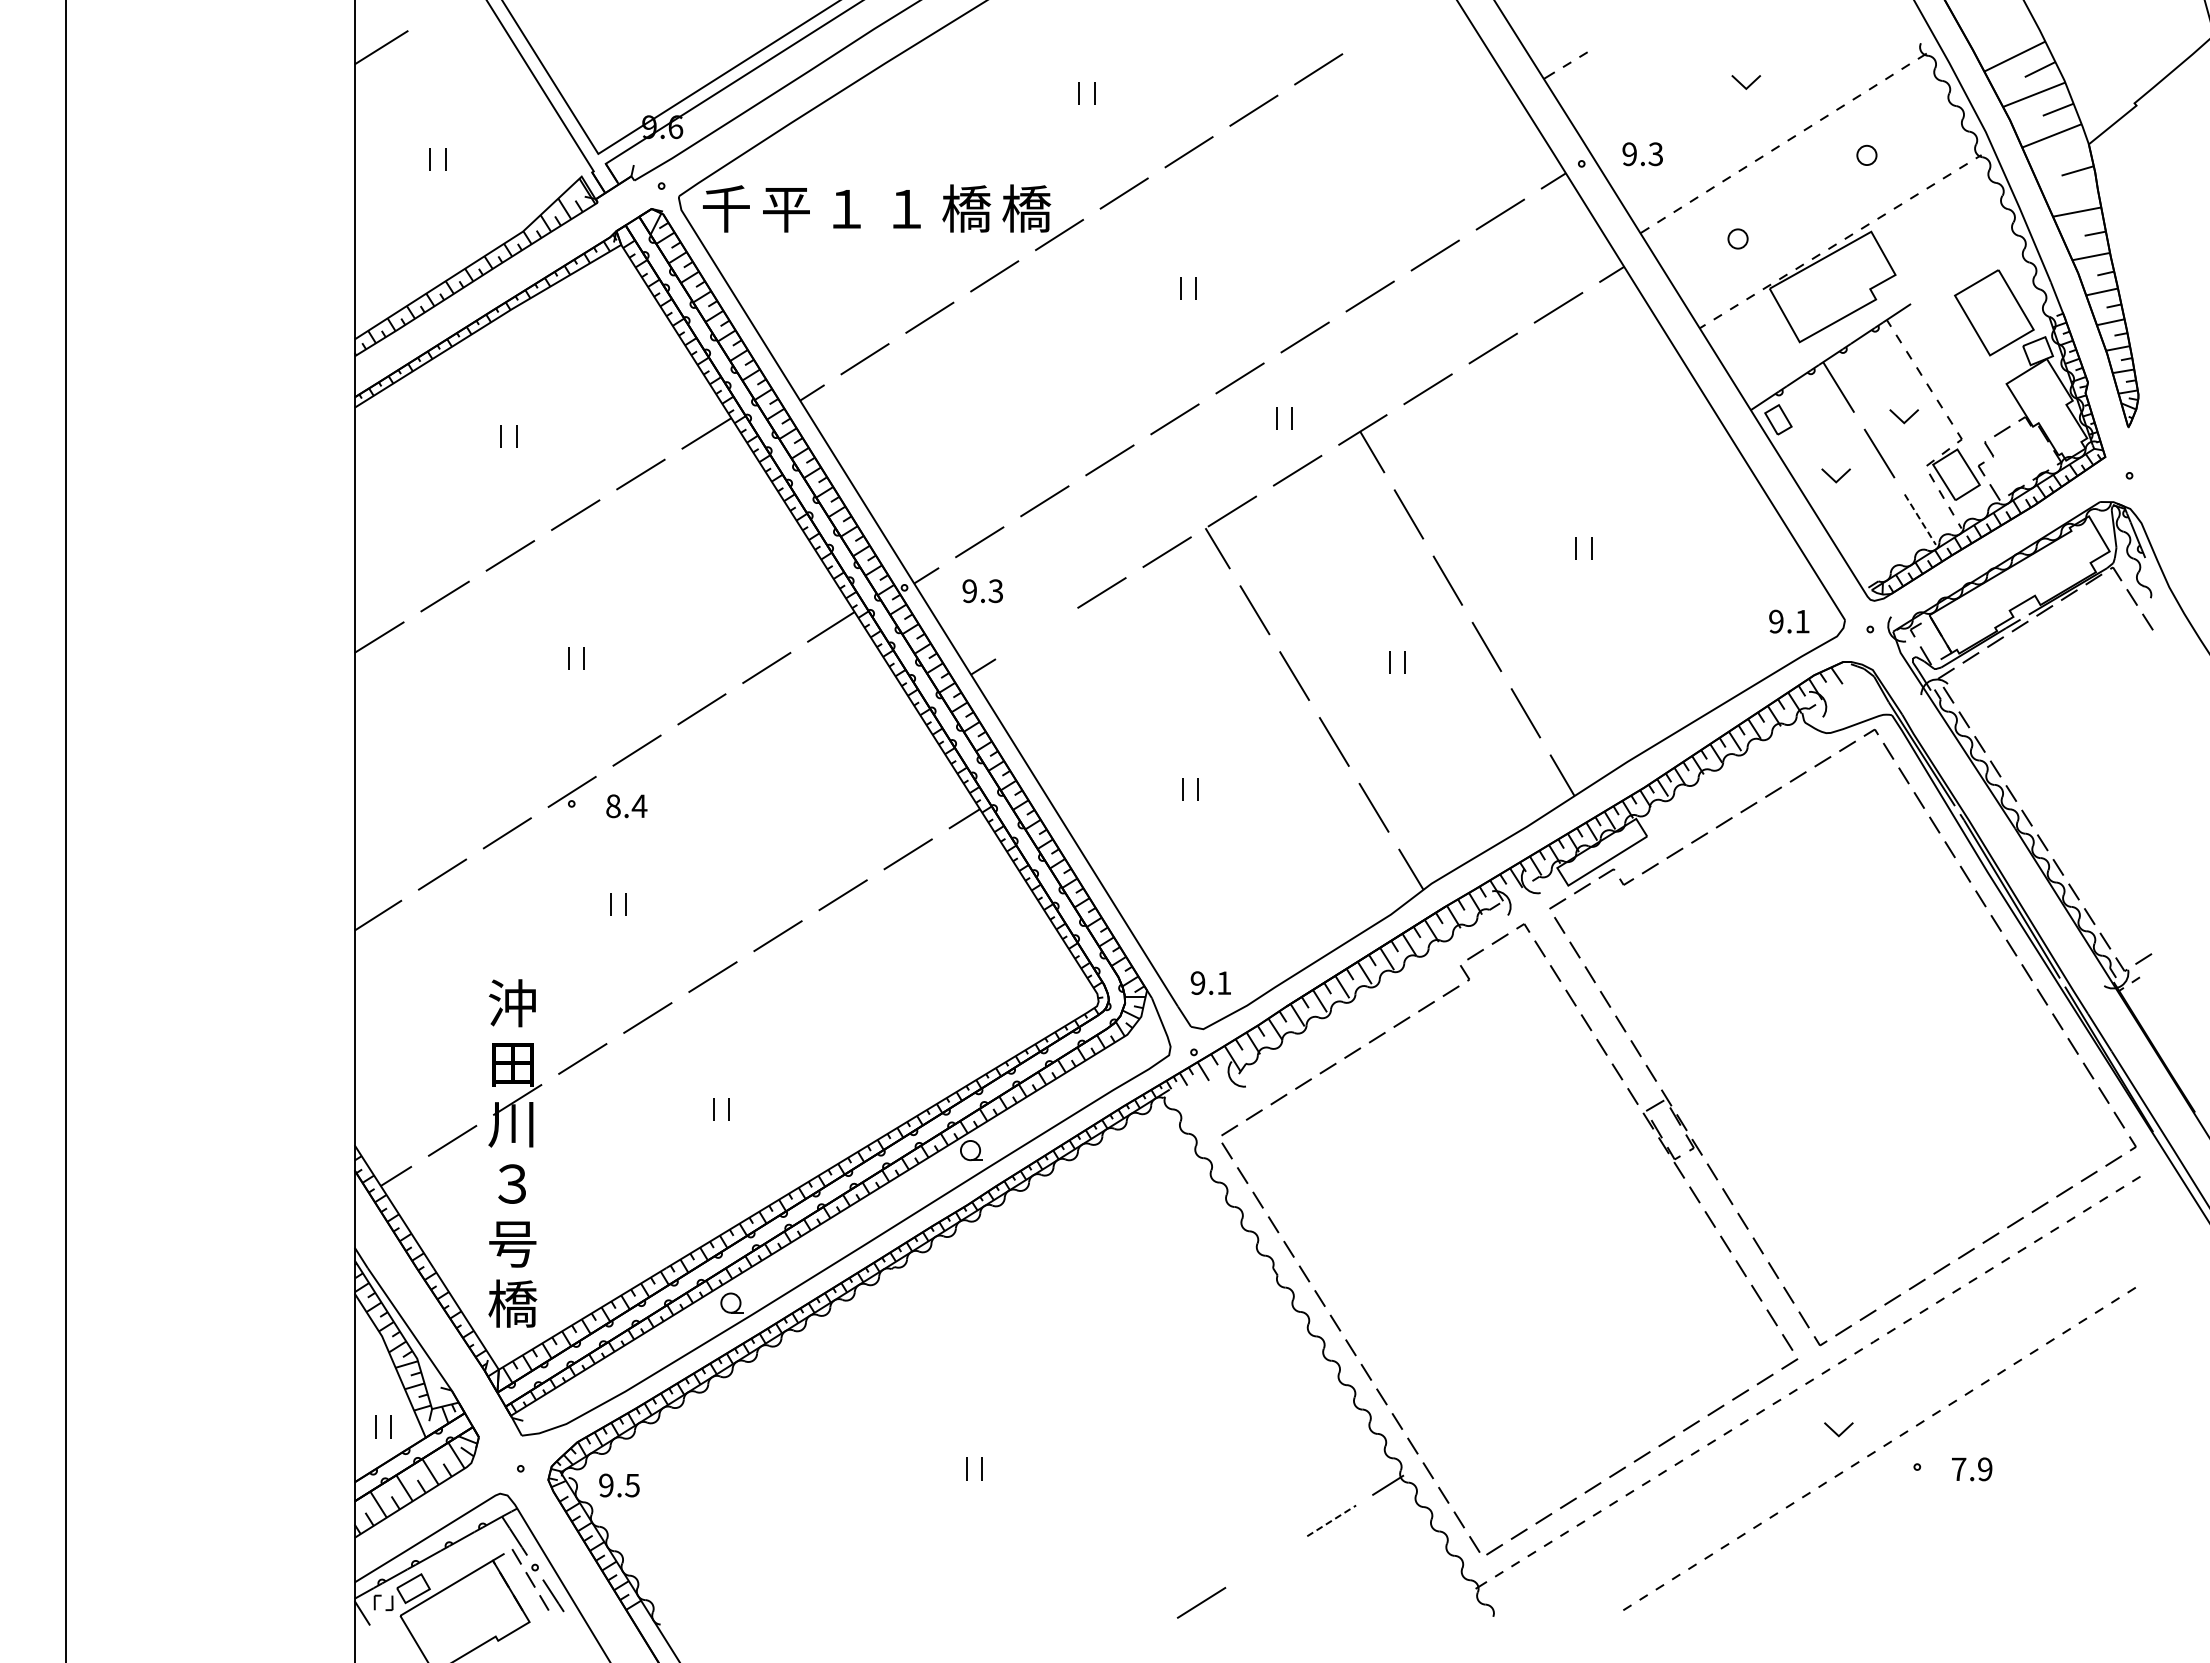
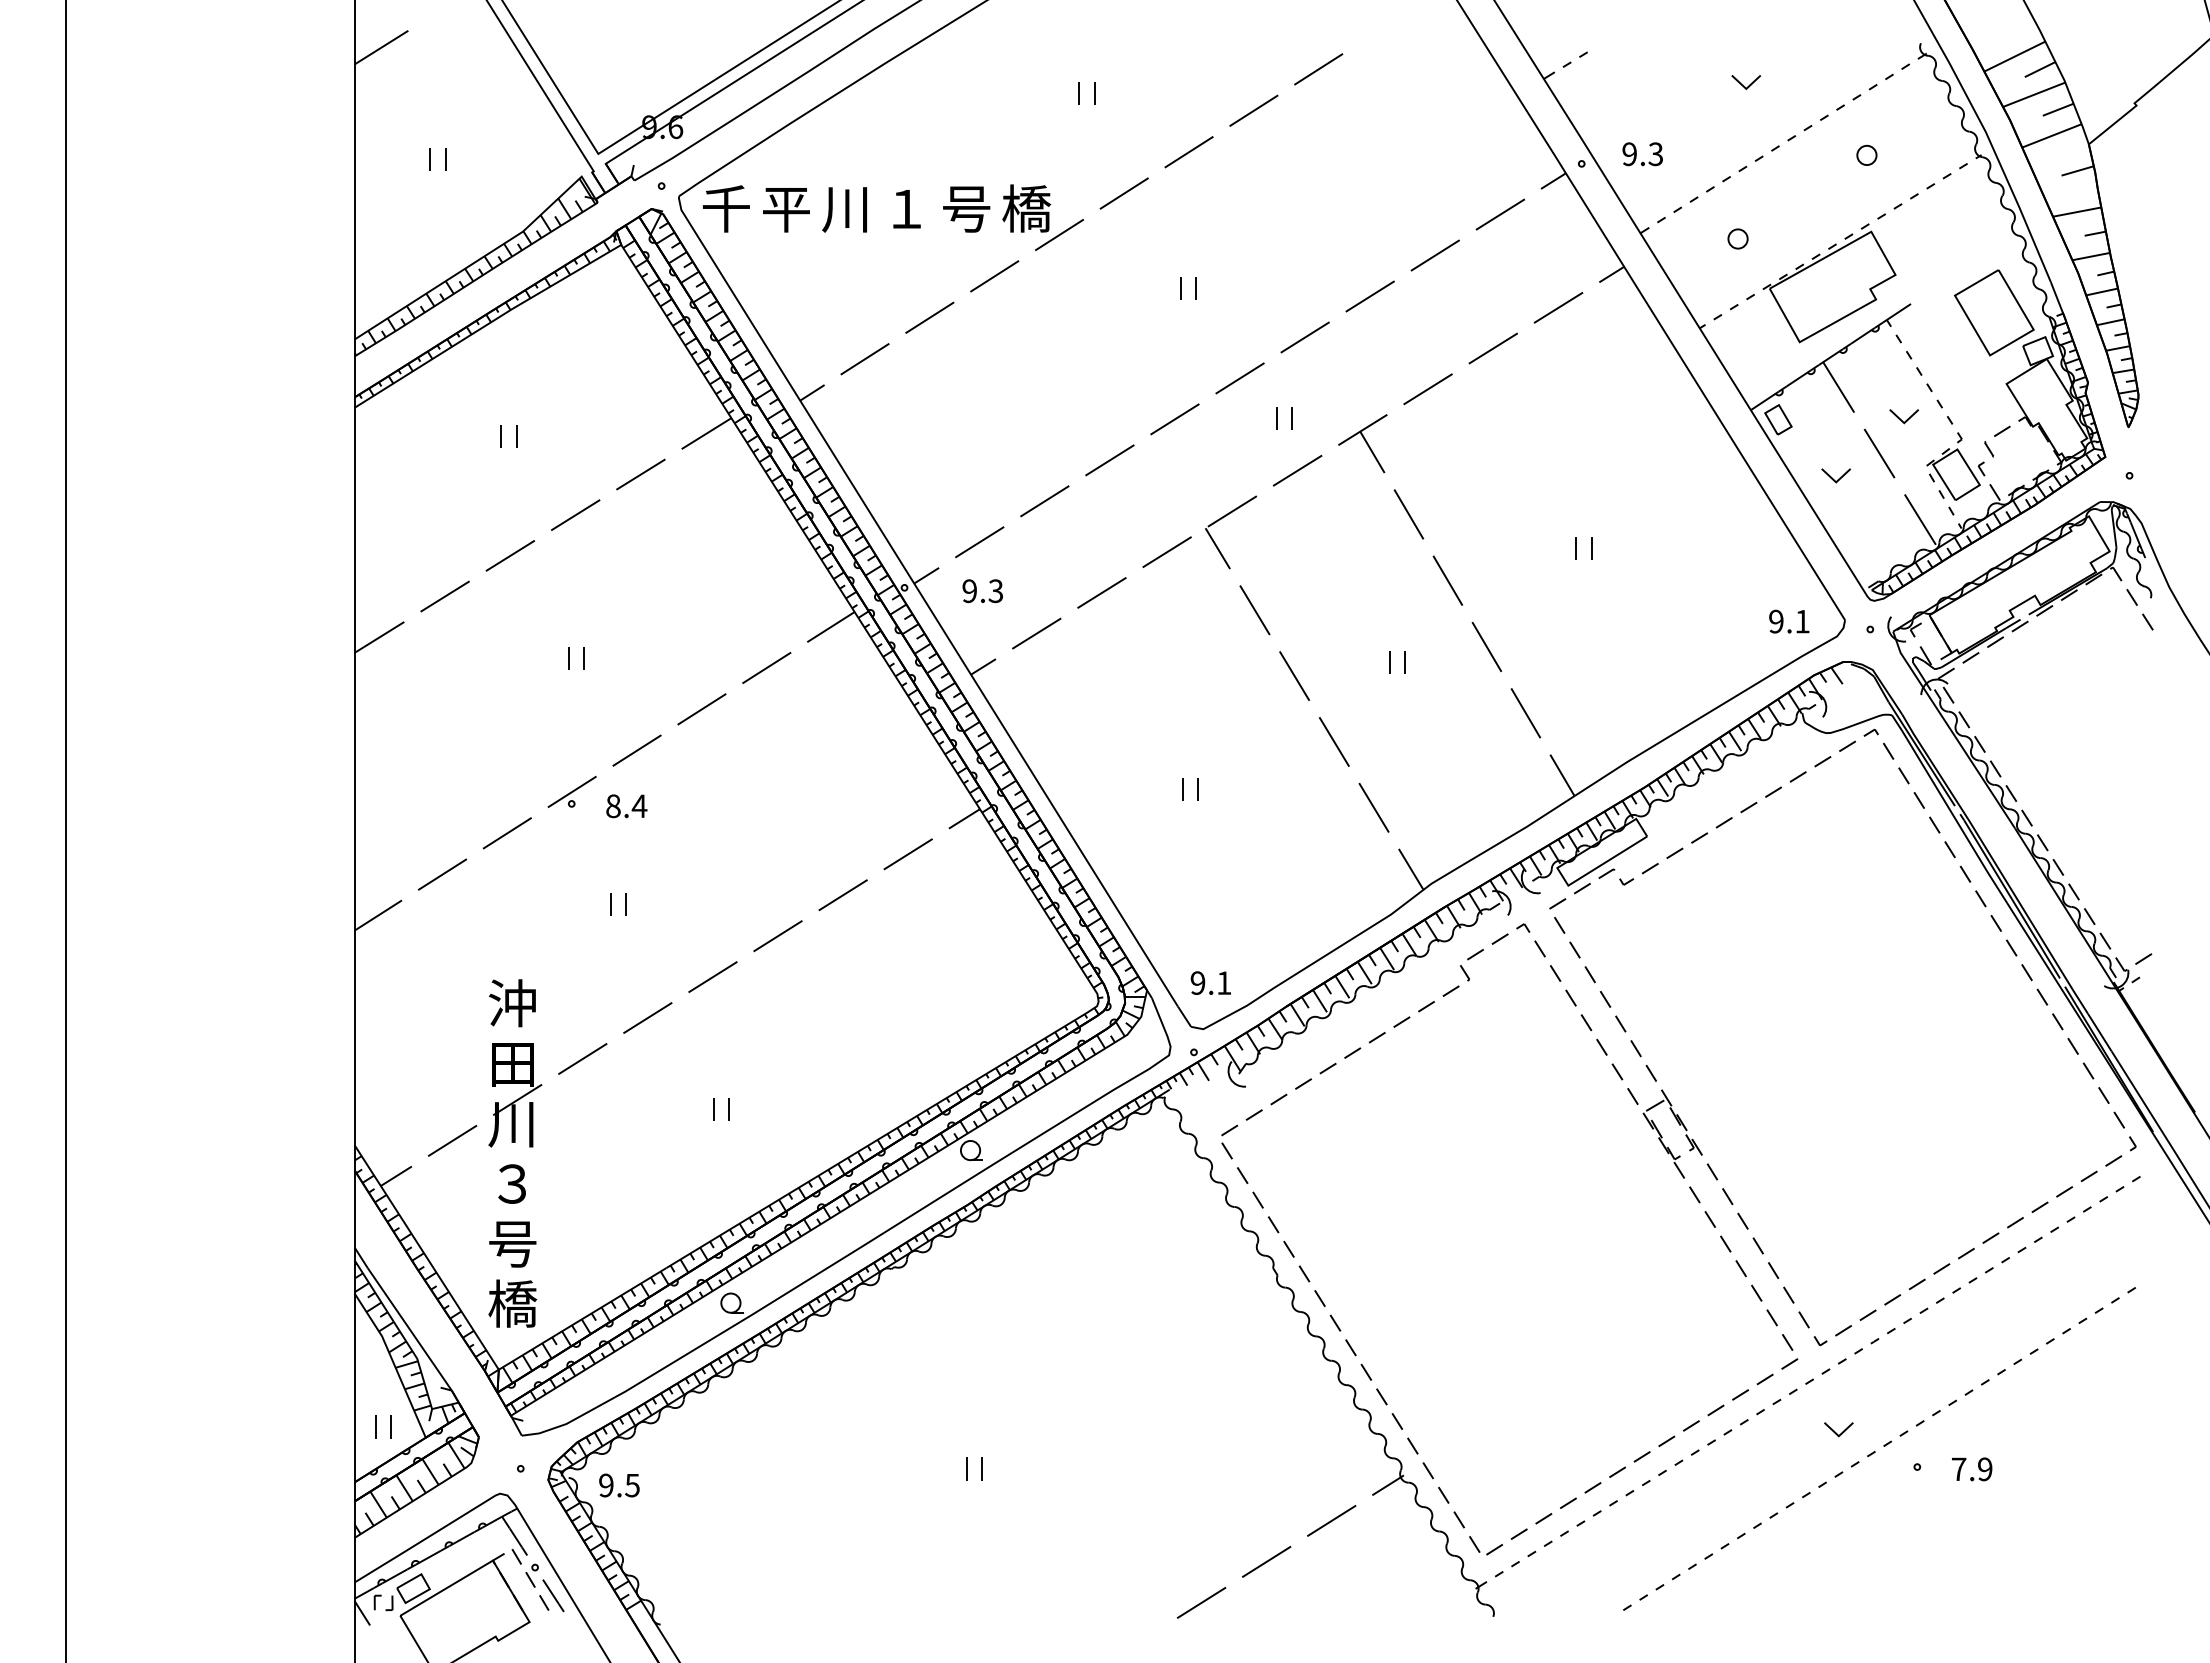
text: 橋 -> 号 (966, 208)
text: １ -> 川 (844, 209)
line: dashed -> solid (1920, 519)
line: none -> present (1036, 633)
line: dashed -> solid (1331, 1520)
line: none -> present (1266, 1561)
